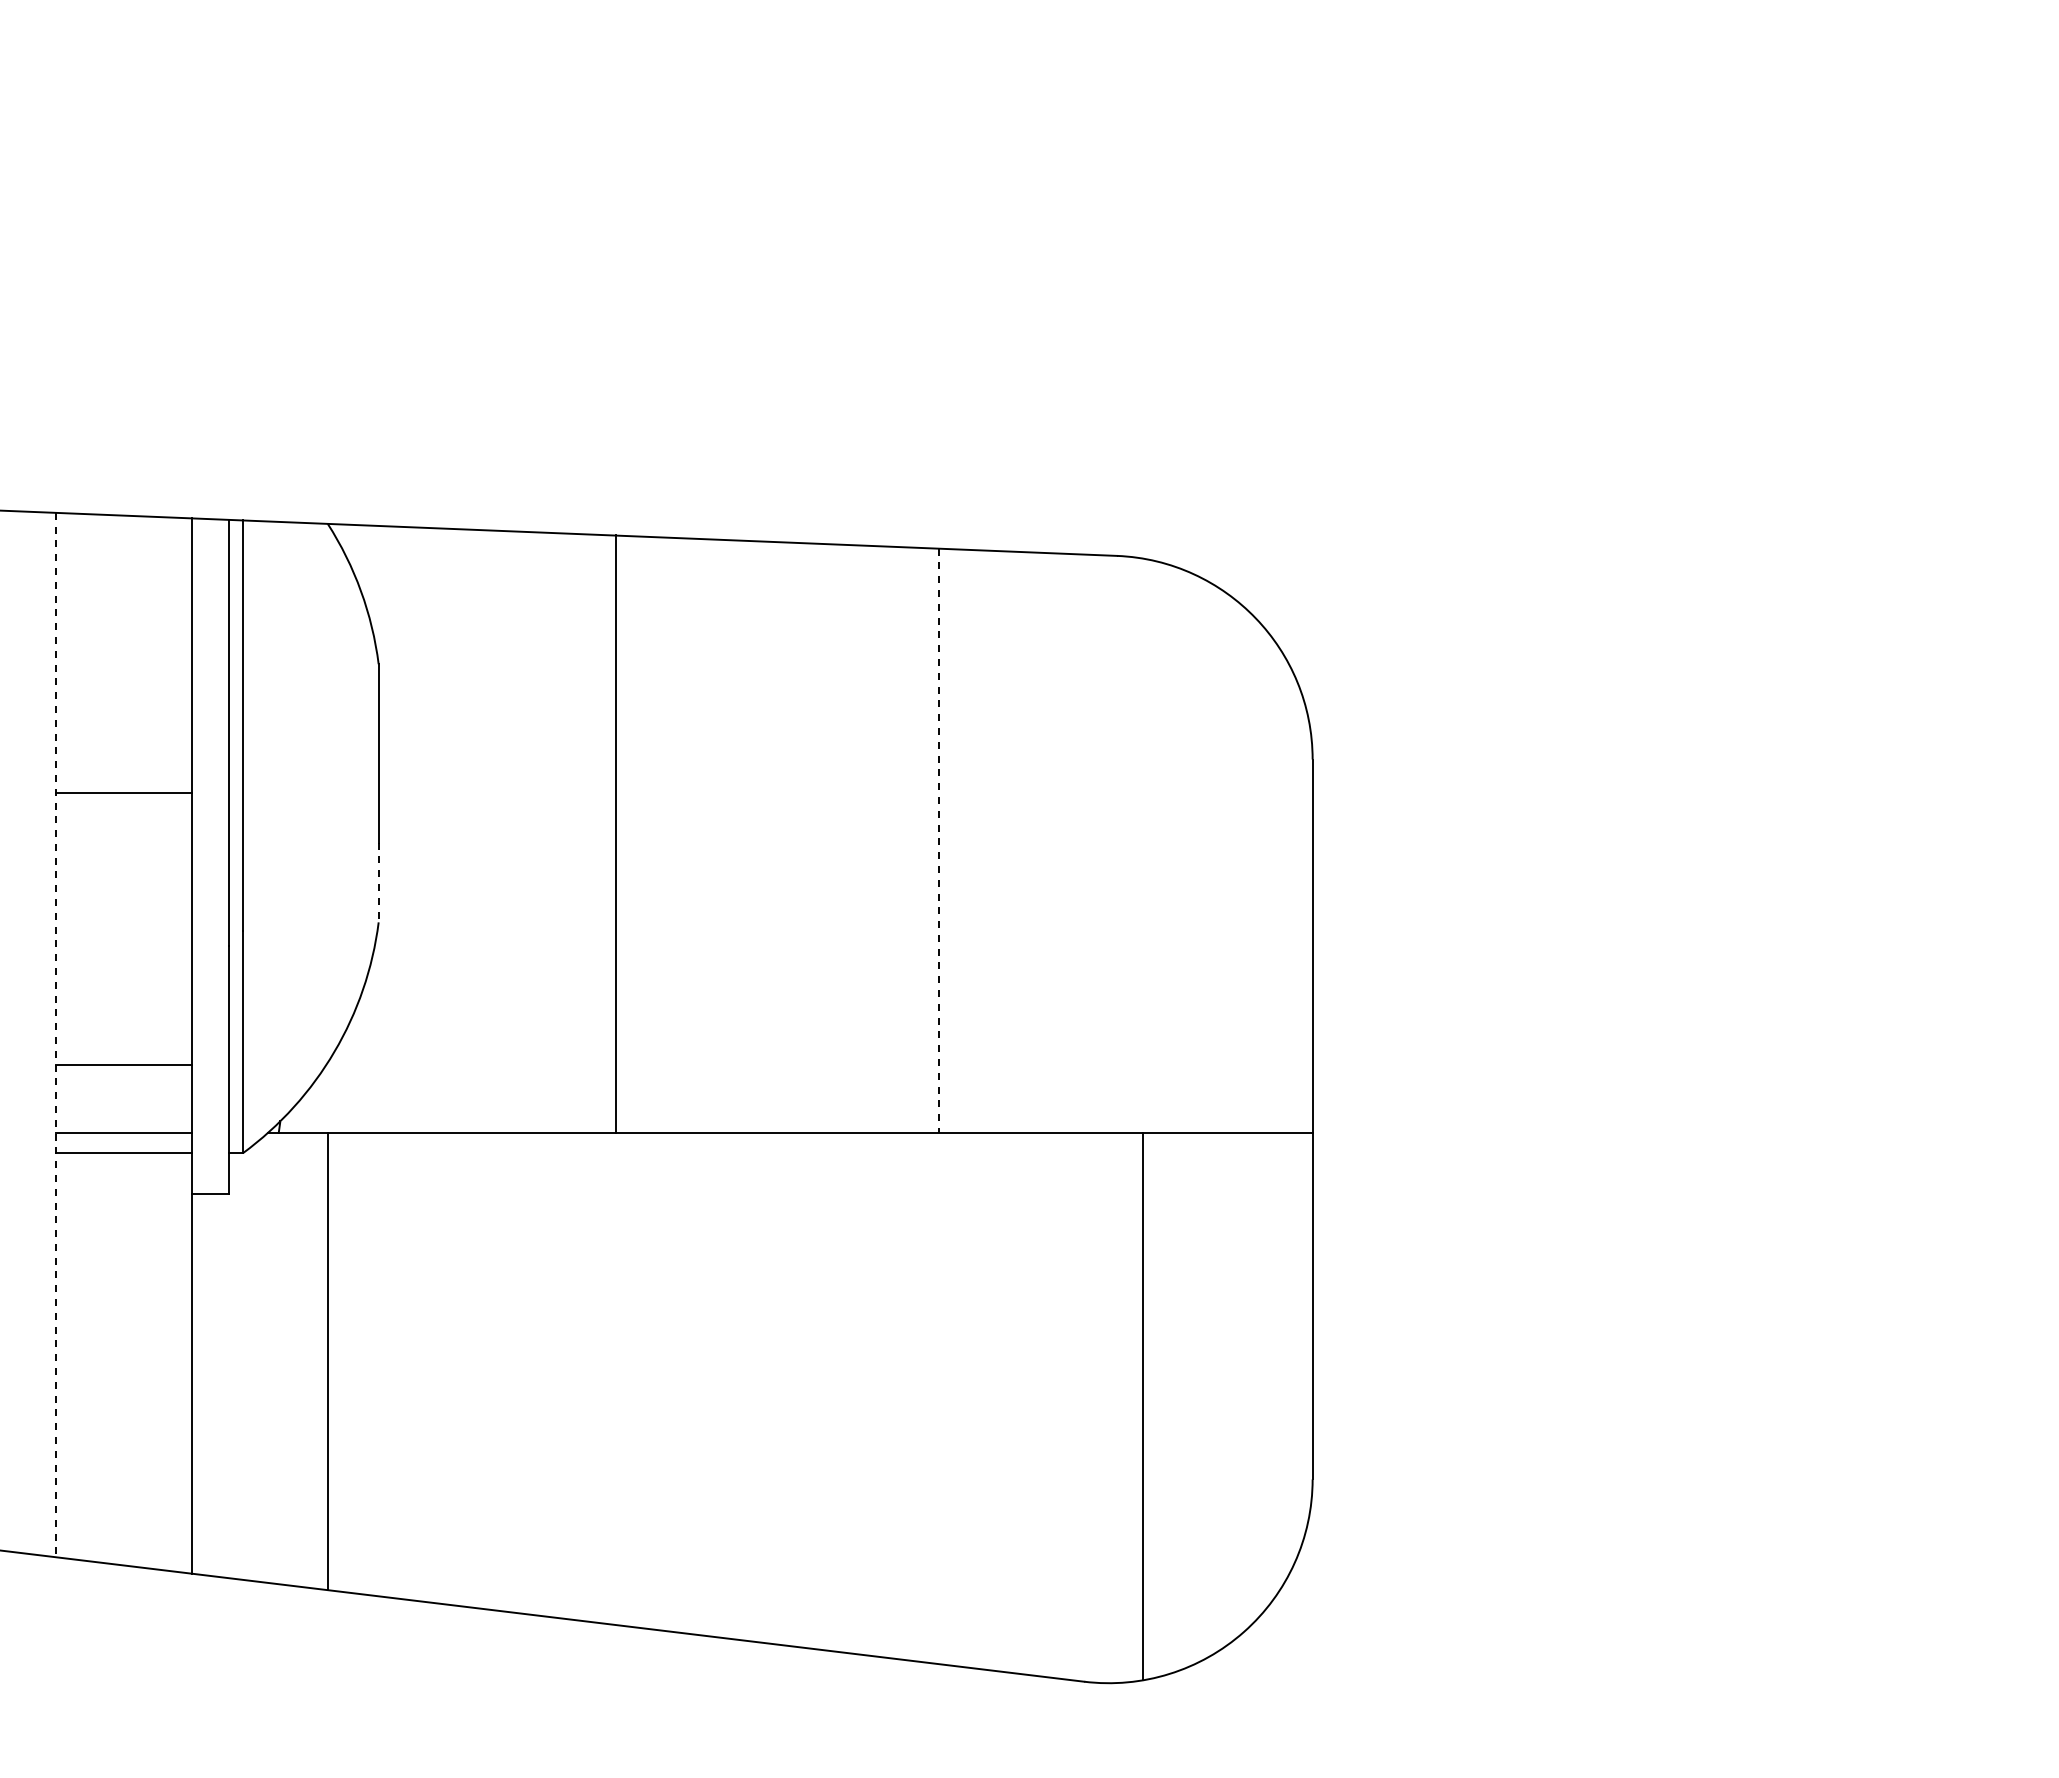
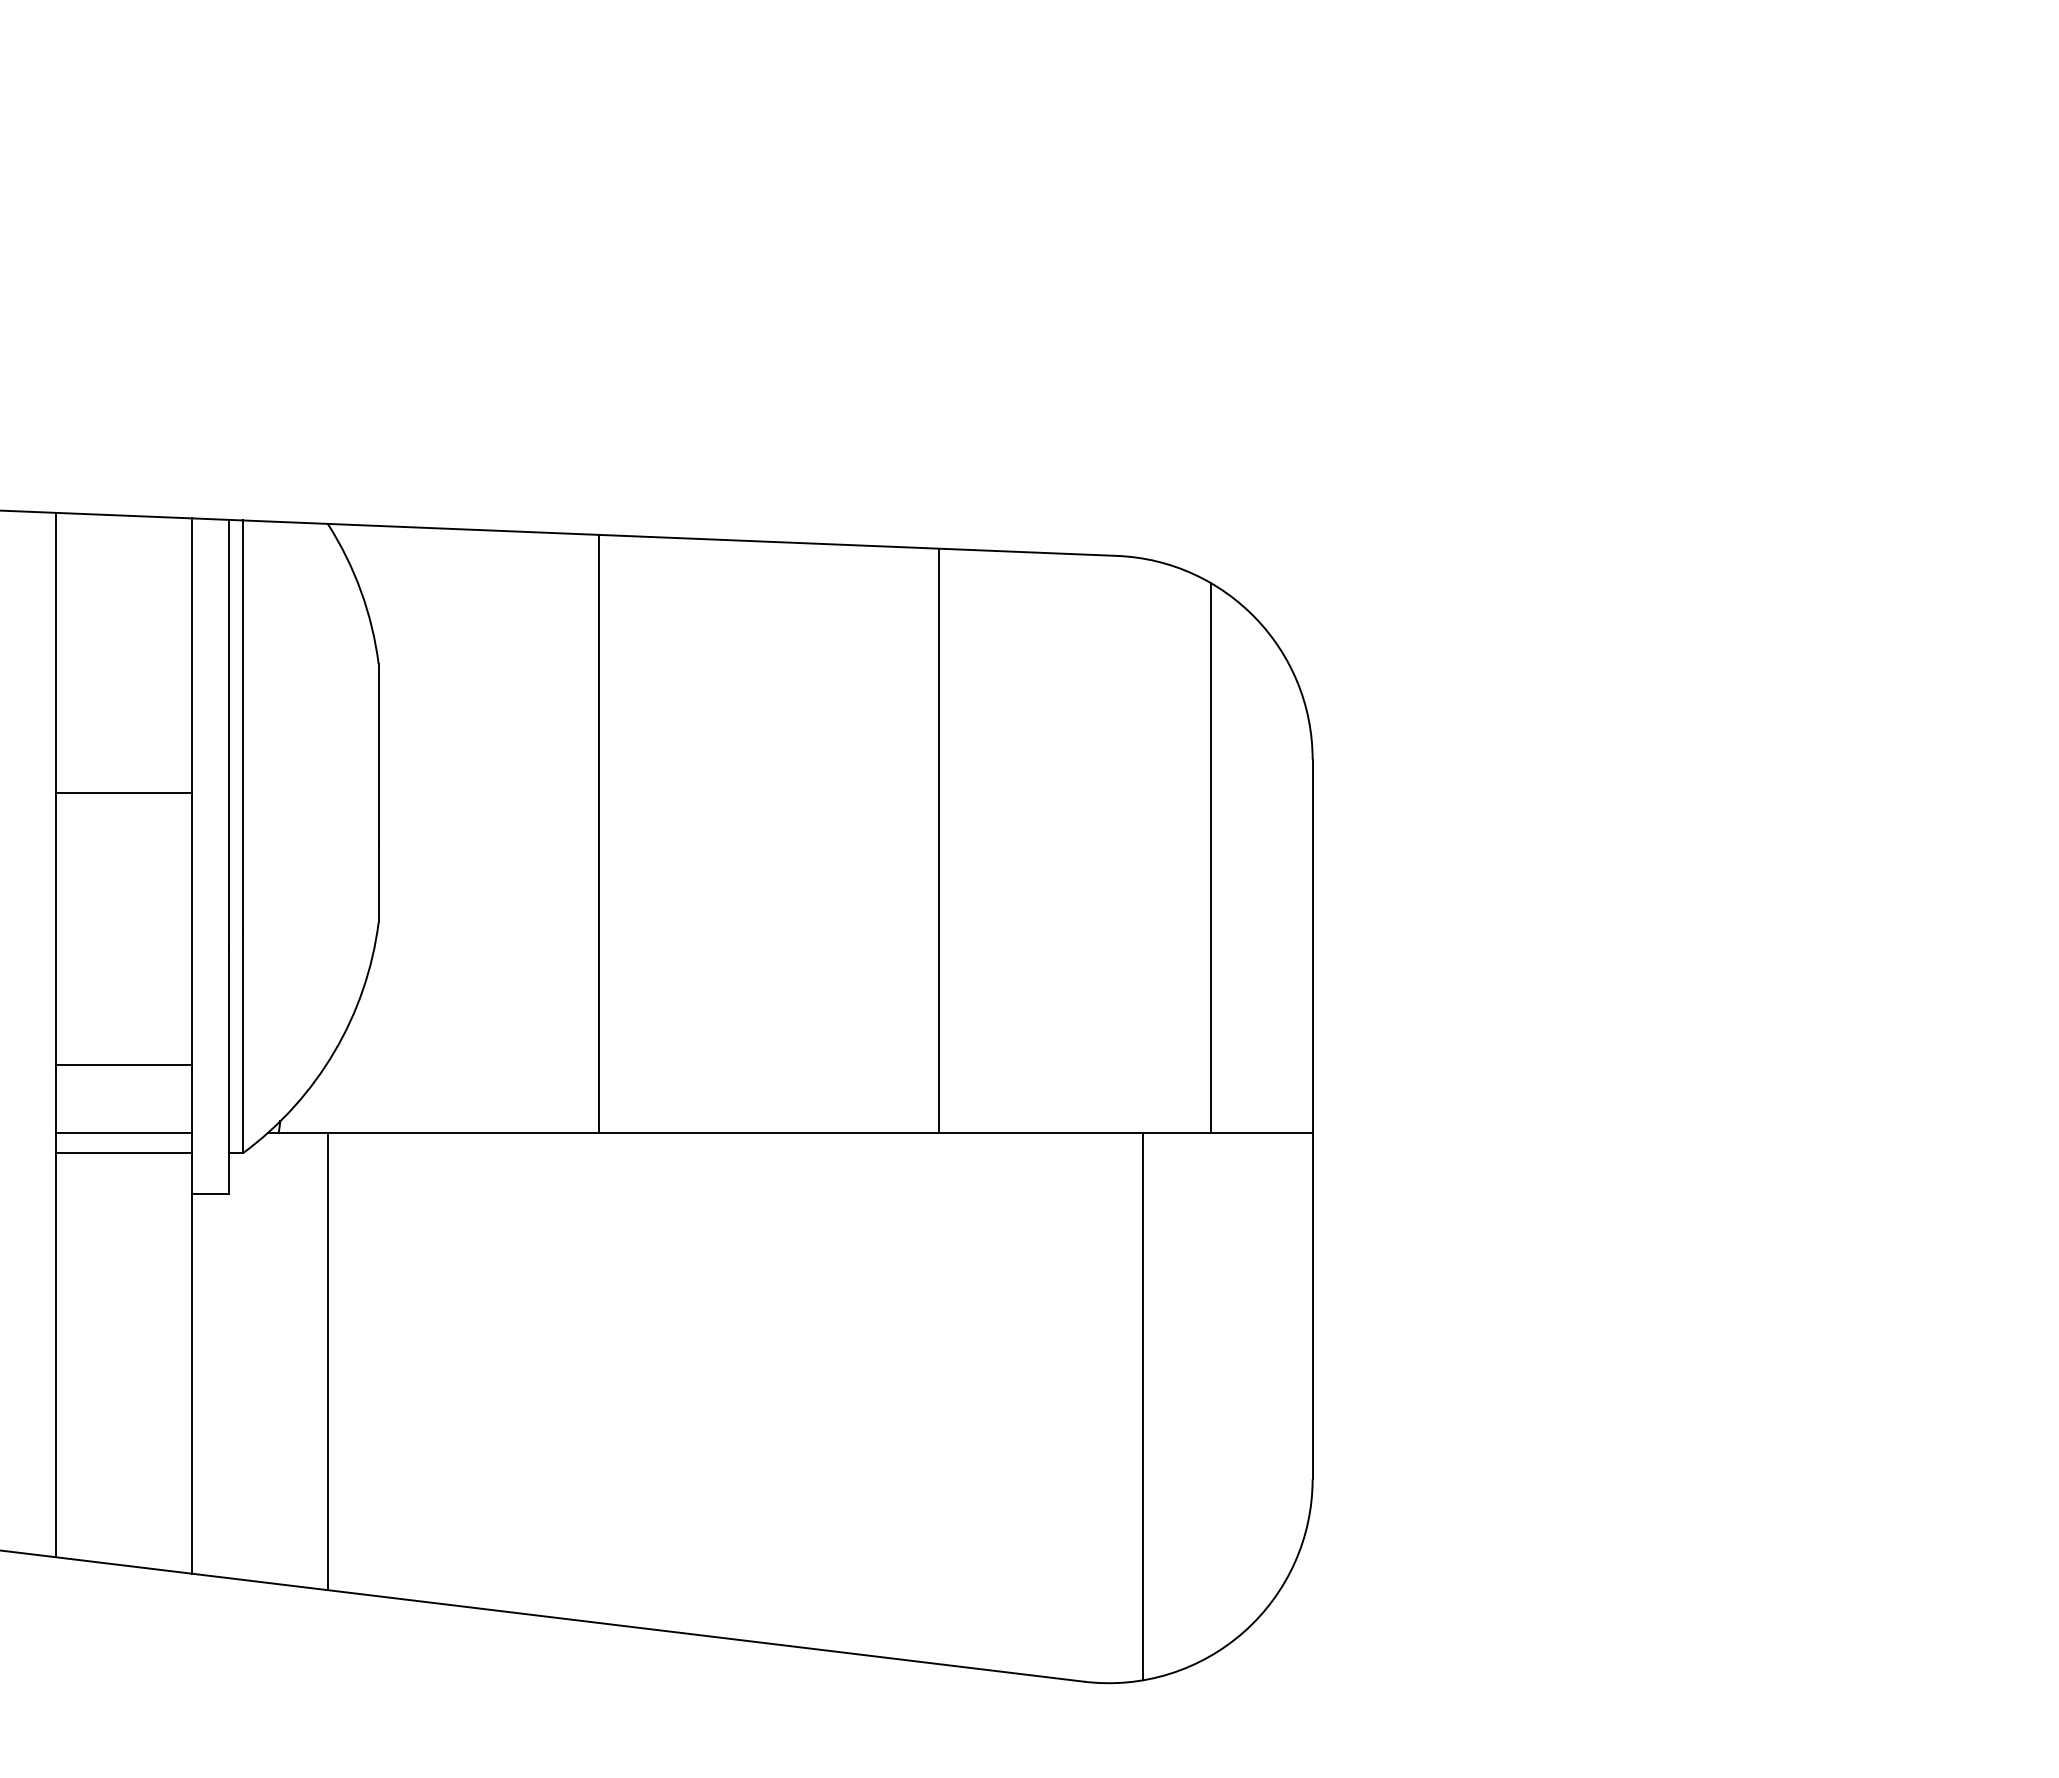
line position: (616, 833) -> (599, 833) (599, 833)
line: dashed -> solid (939, 841)
line: none -> present (1210, 857)
line: dashed -> solid (378, 882)
line: dashed -> solid (56, 1035)
